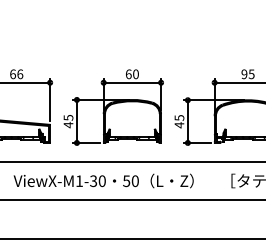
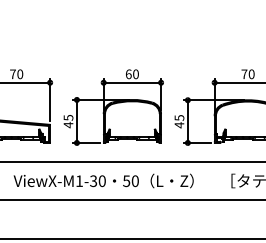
text: 66 -> 70 (16, 74)
text: 95 -> 70 (247, 74)
